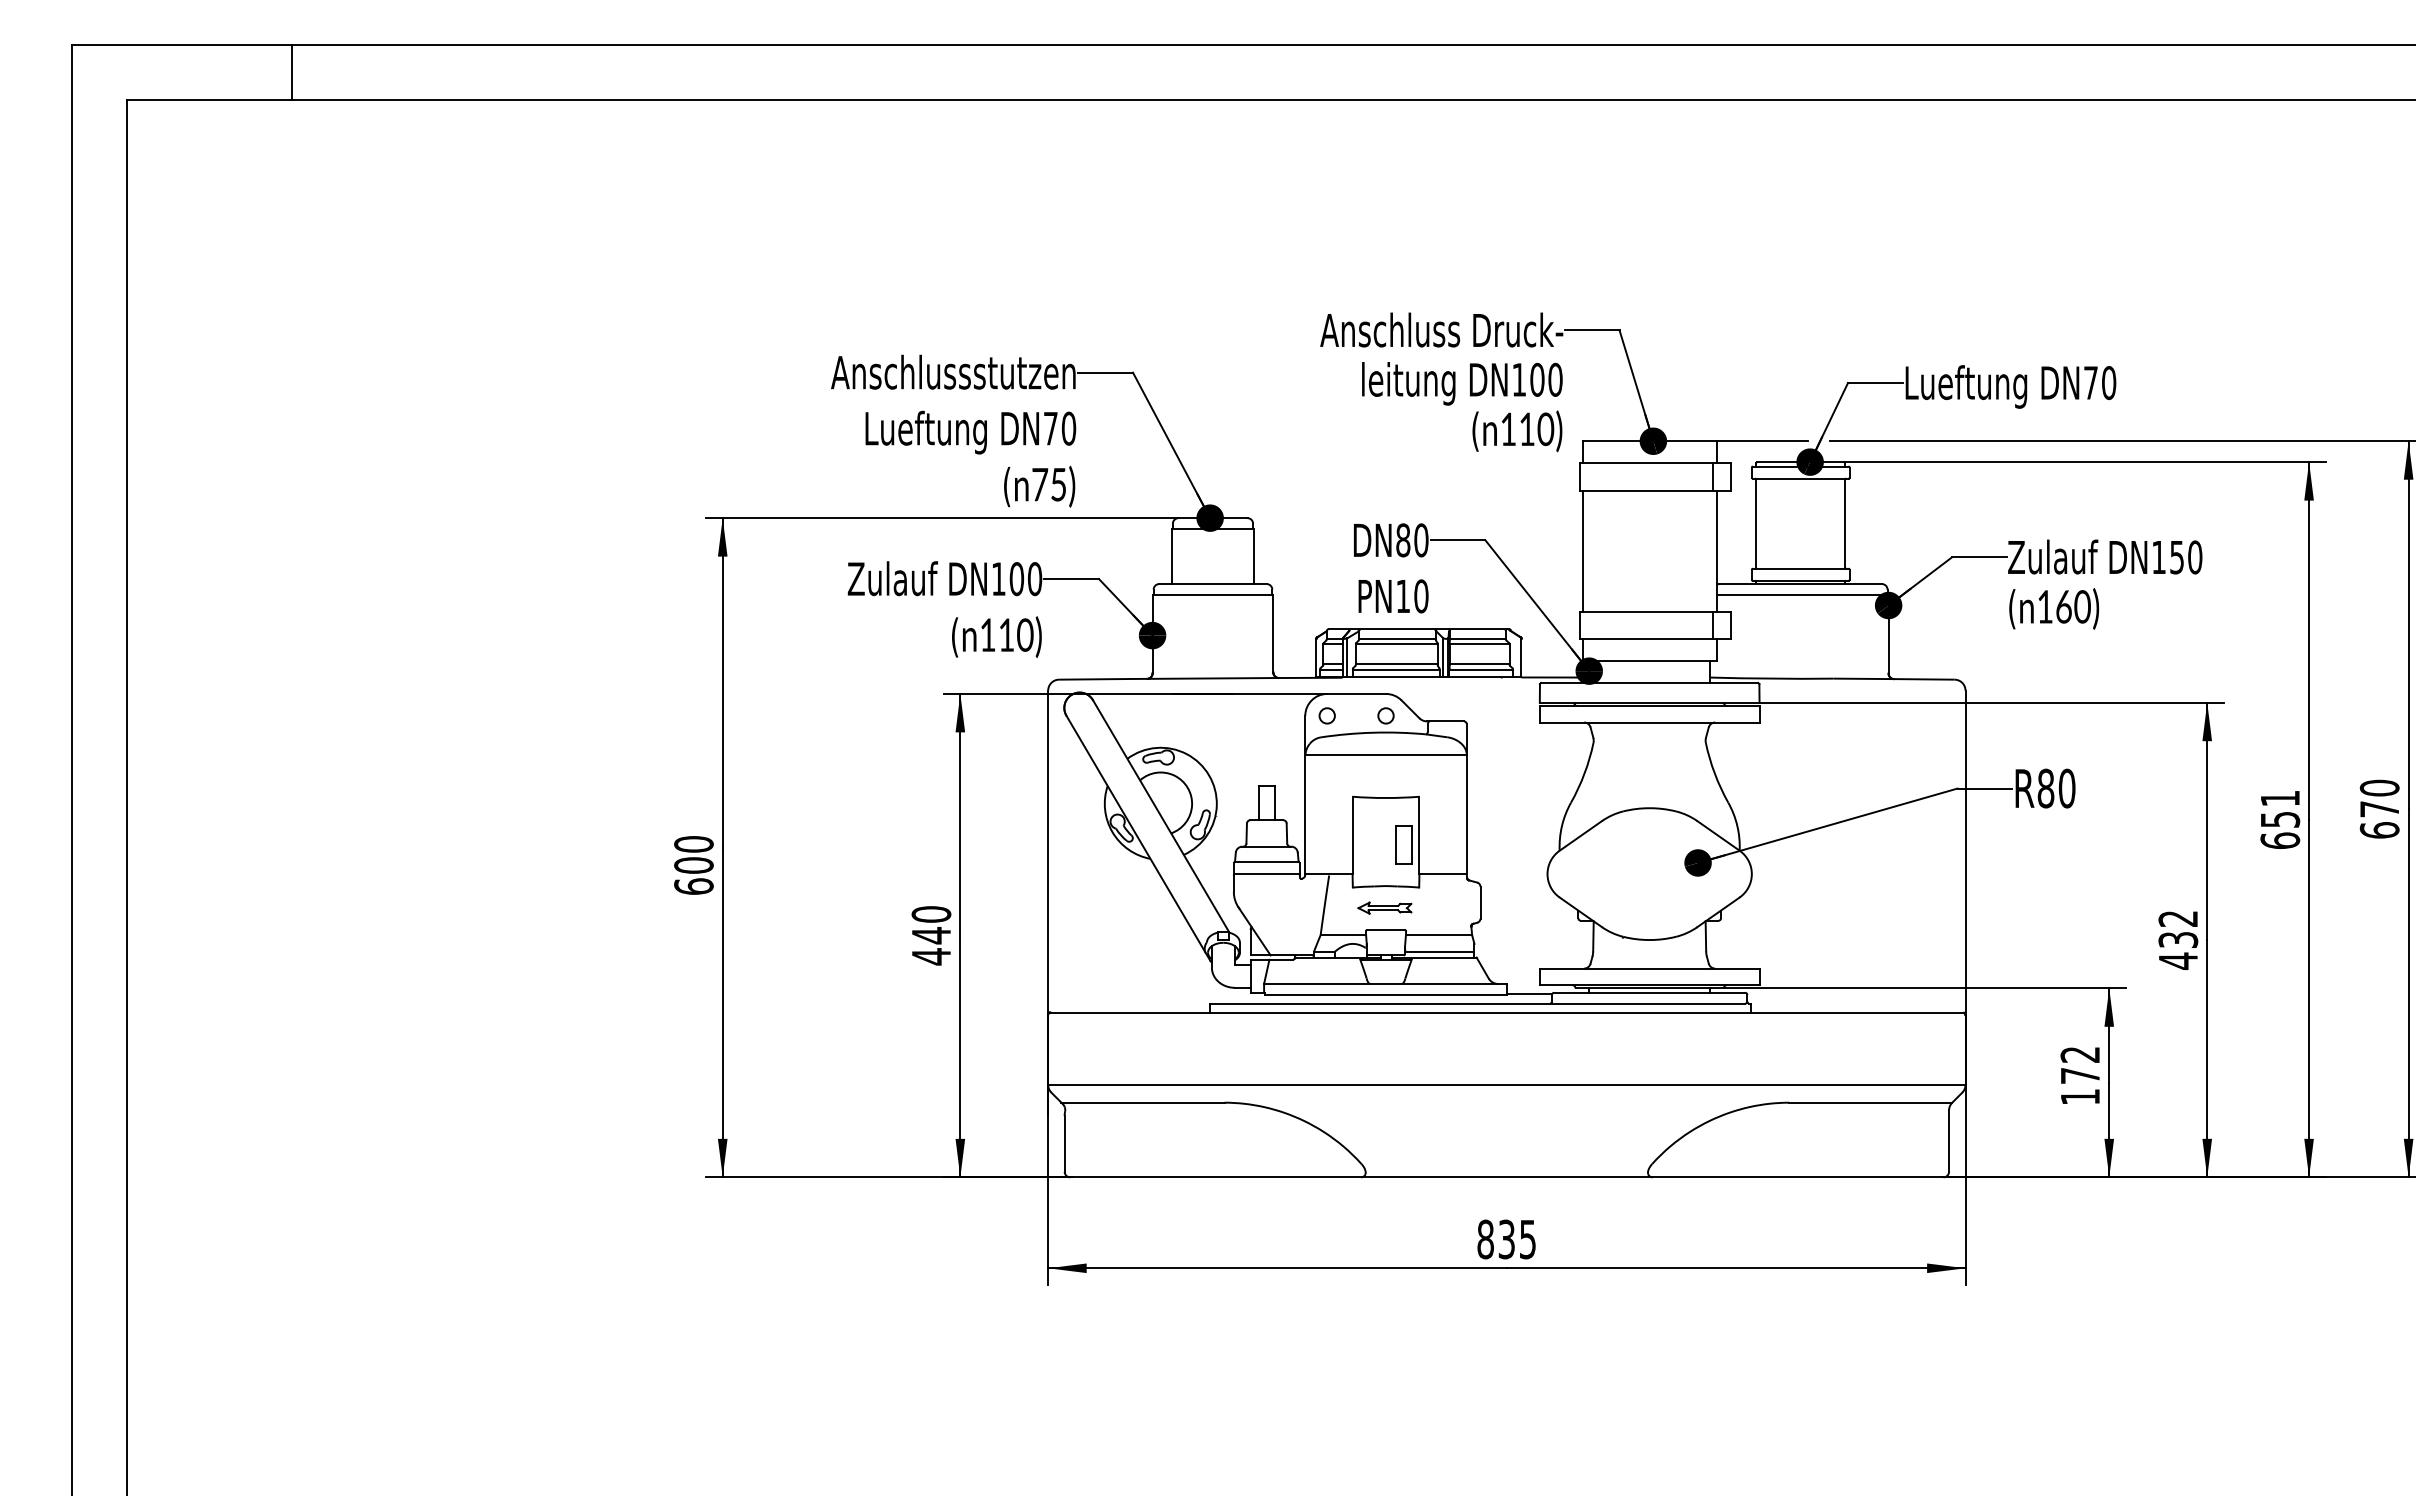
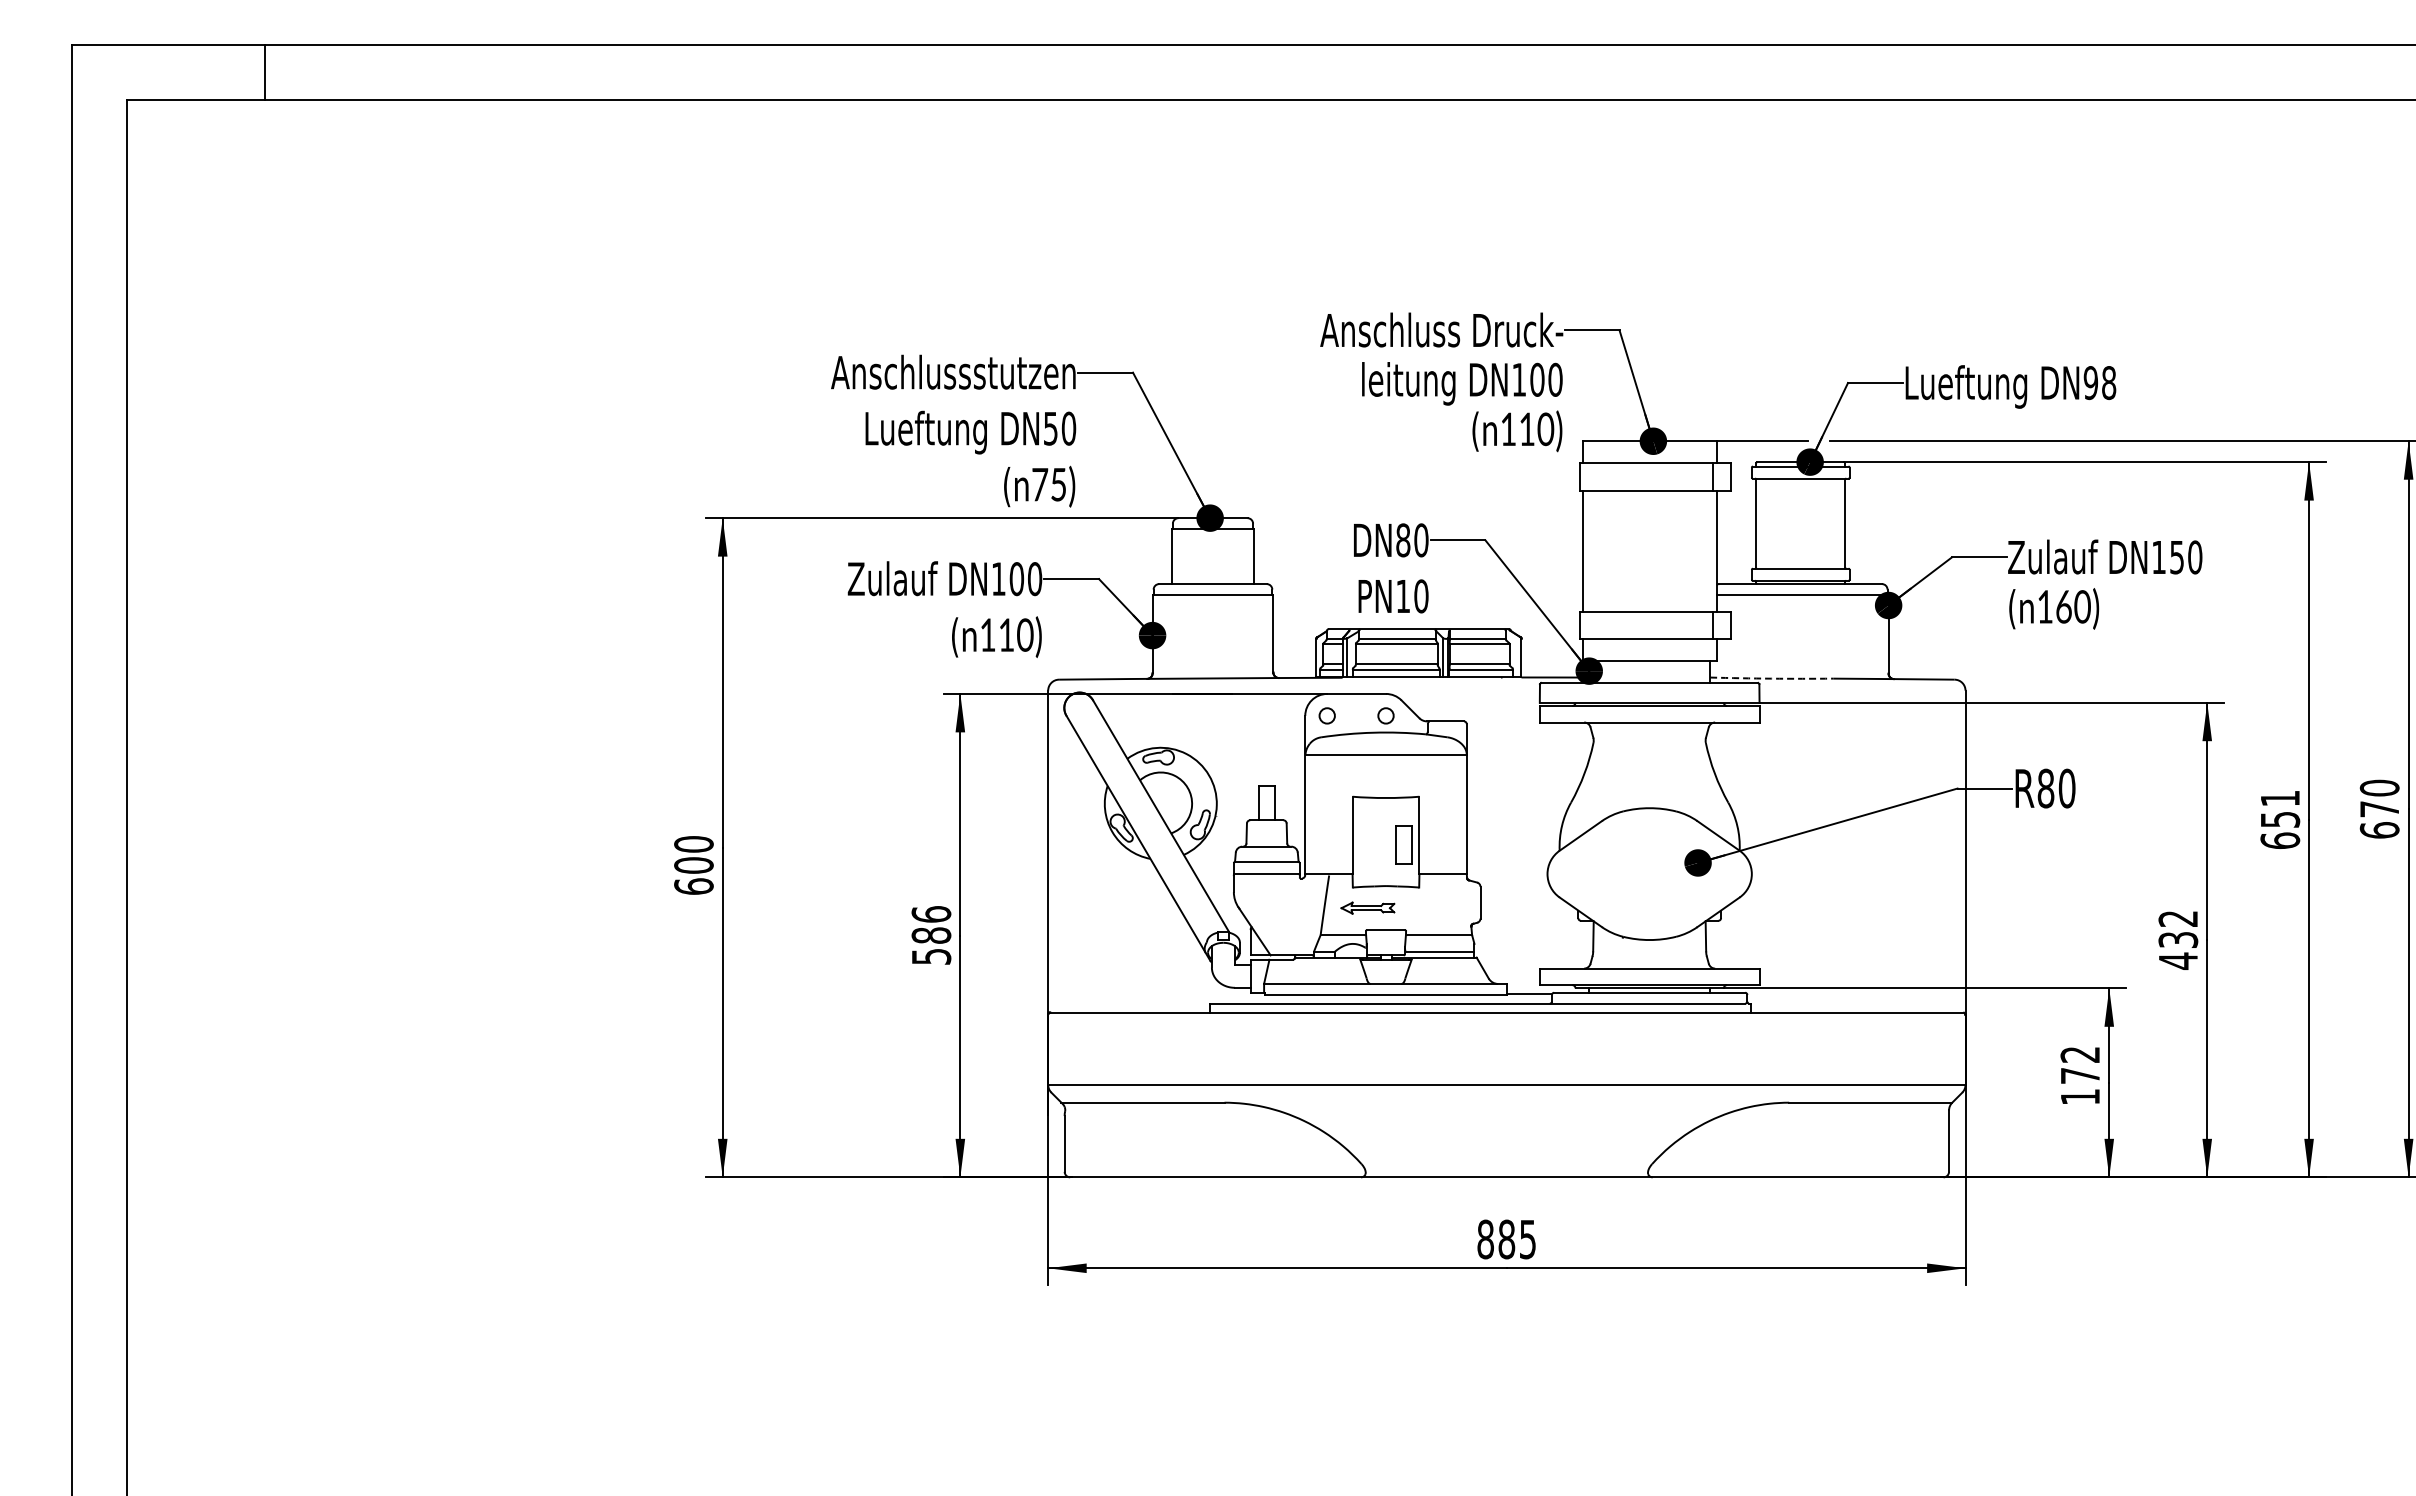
line position: (292, 71) -> (265, 71) (265, 71)
text: DN70 -> DN98 (2099, 383)
text: DN70 -> DN50 (1050, 428)
arc: solid -> dashed (1771, 678)
part position: (1384, 907) -> (1367, 907) (1367, 907)
text: 440 -> 586 (931, 935)
text: 835 -> 885 (1506, 1239)
